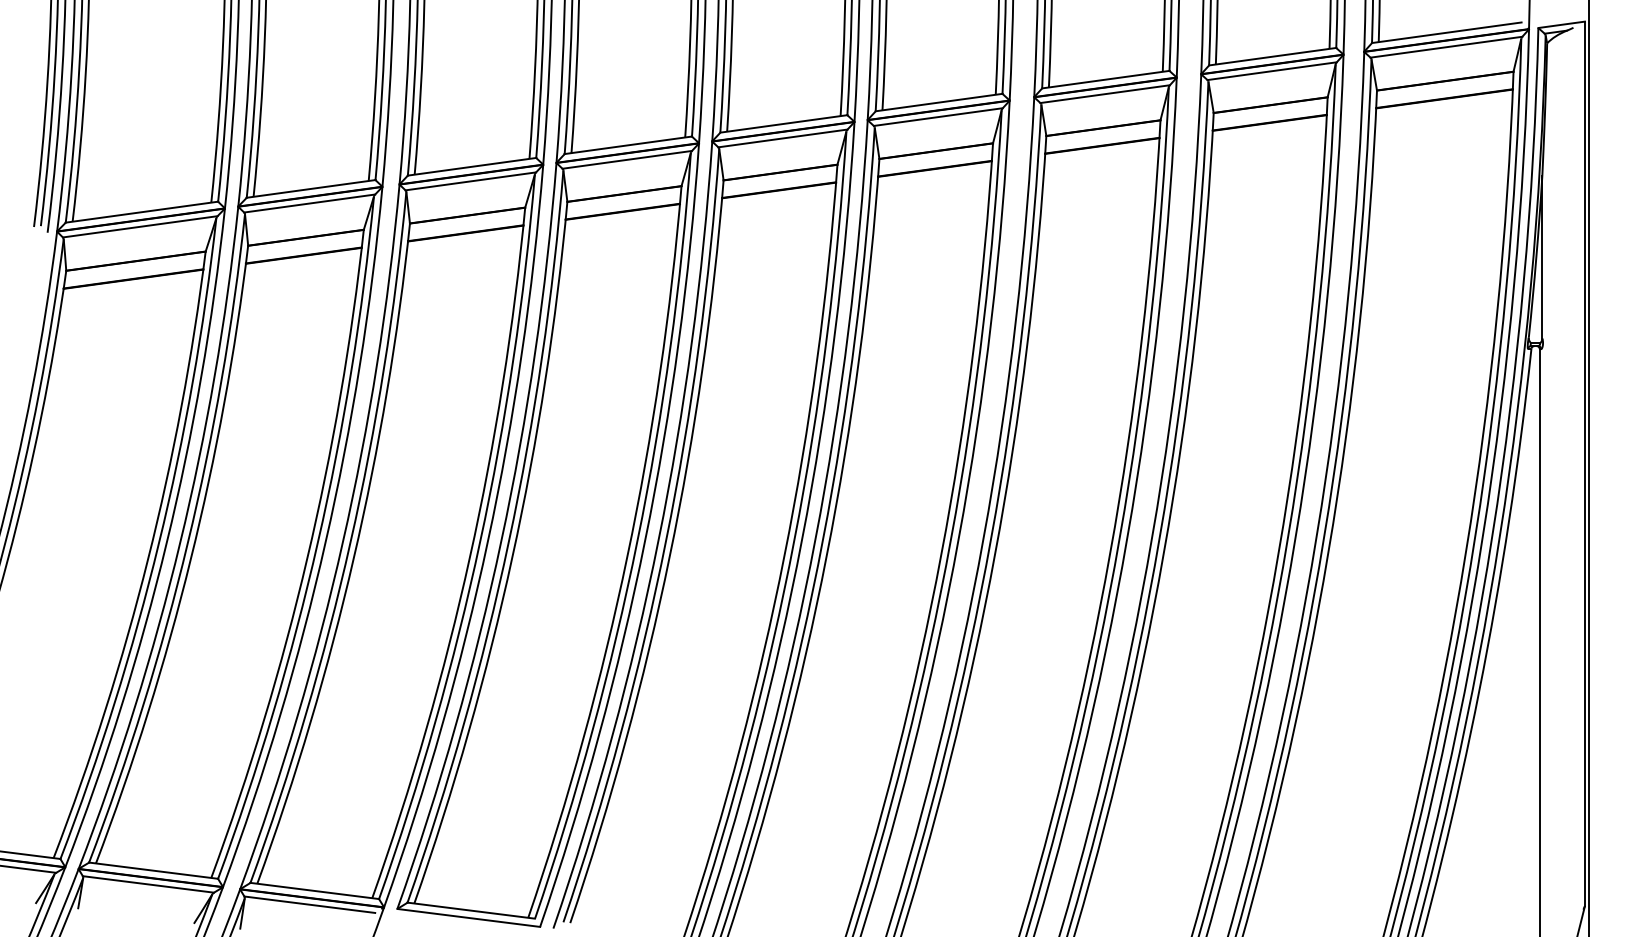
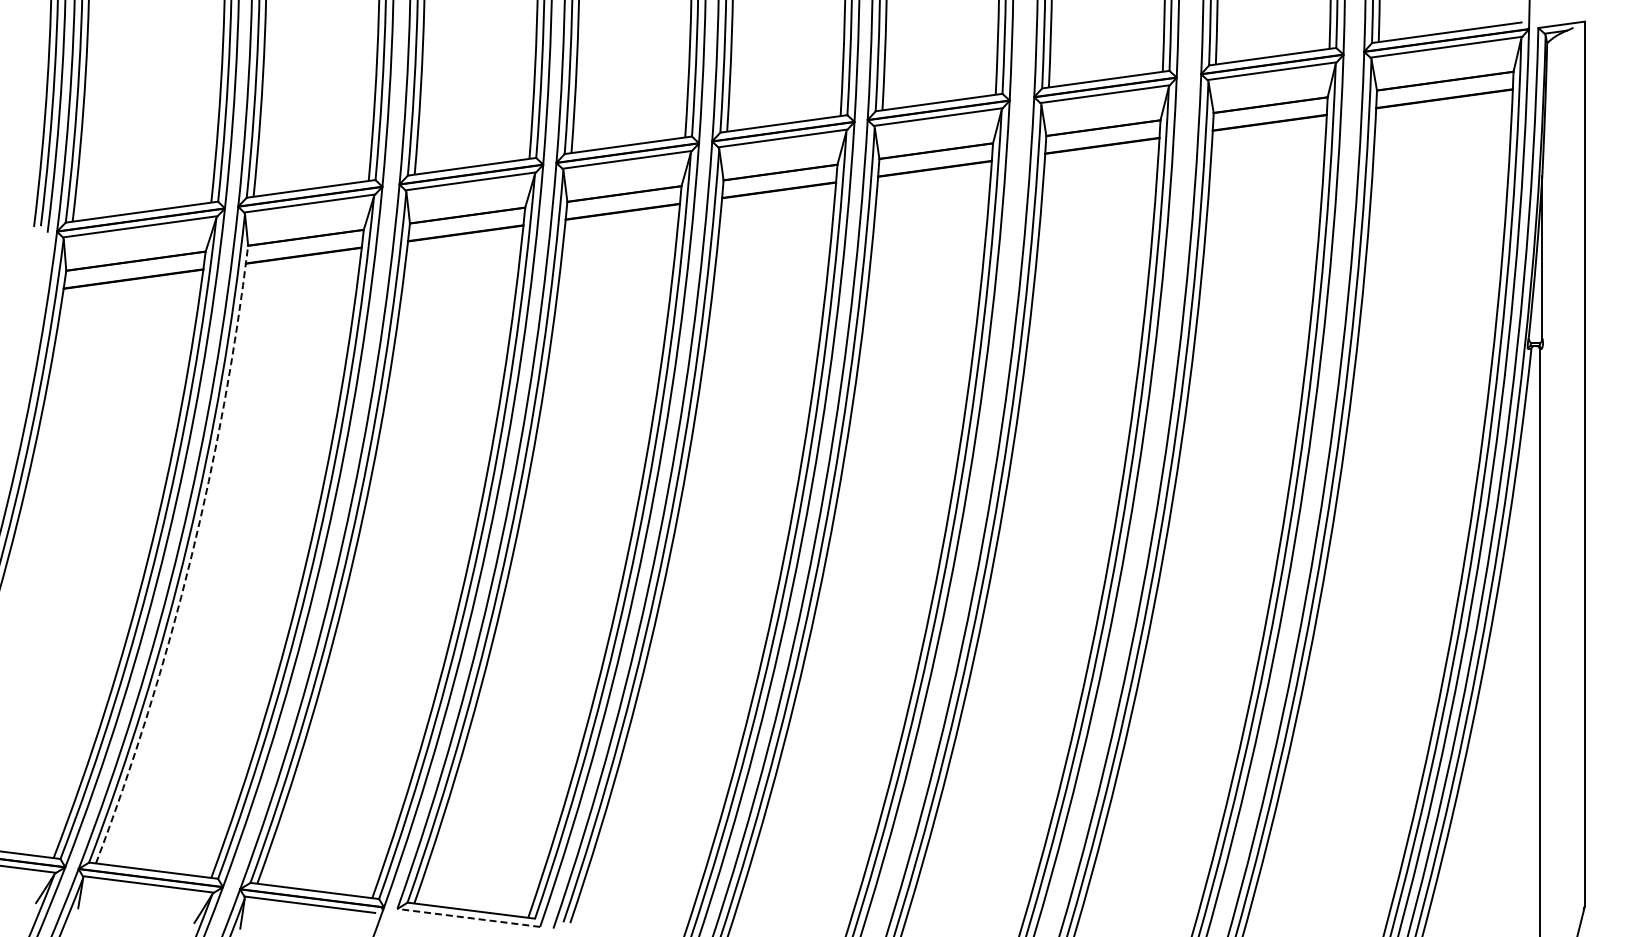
line: present -> none (1588, 467)
arc: solid -> dashed (190, 559)
line: solid -> dashed (468, 917)
